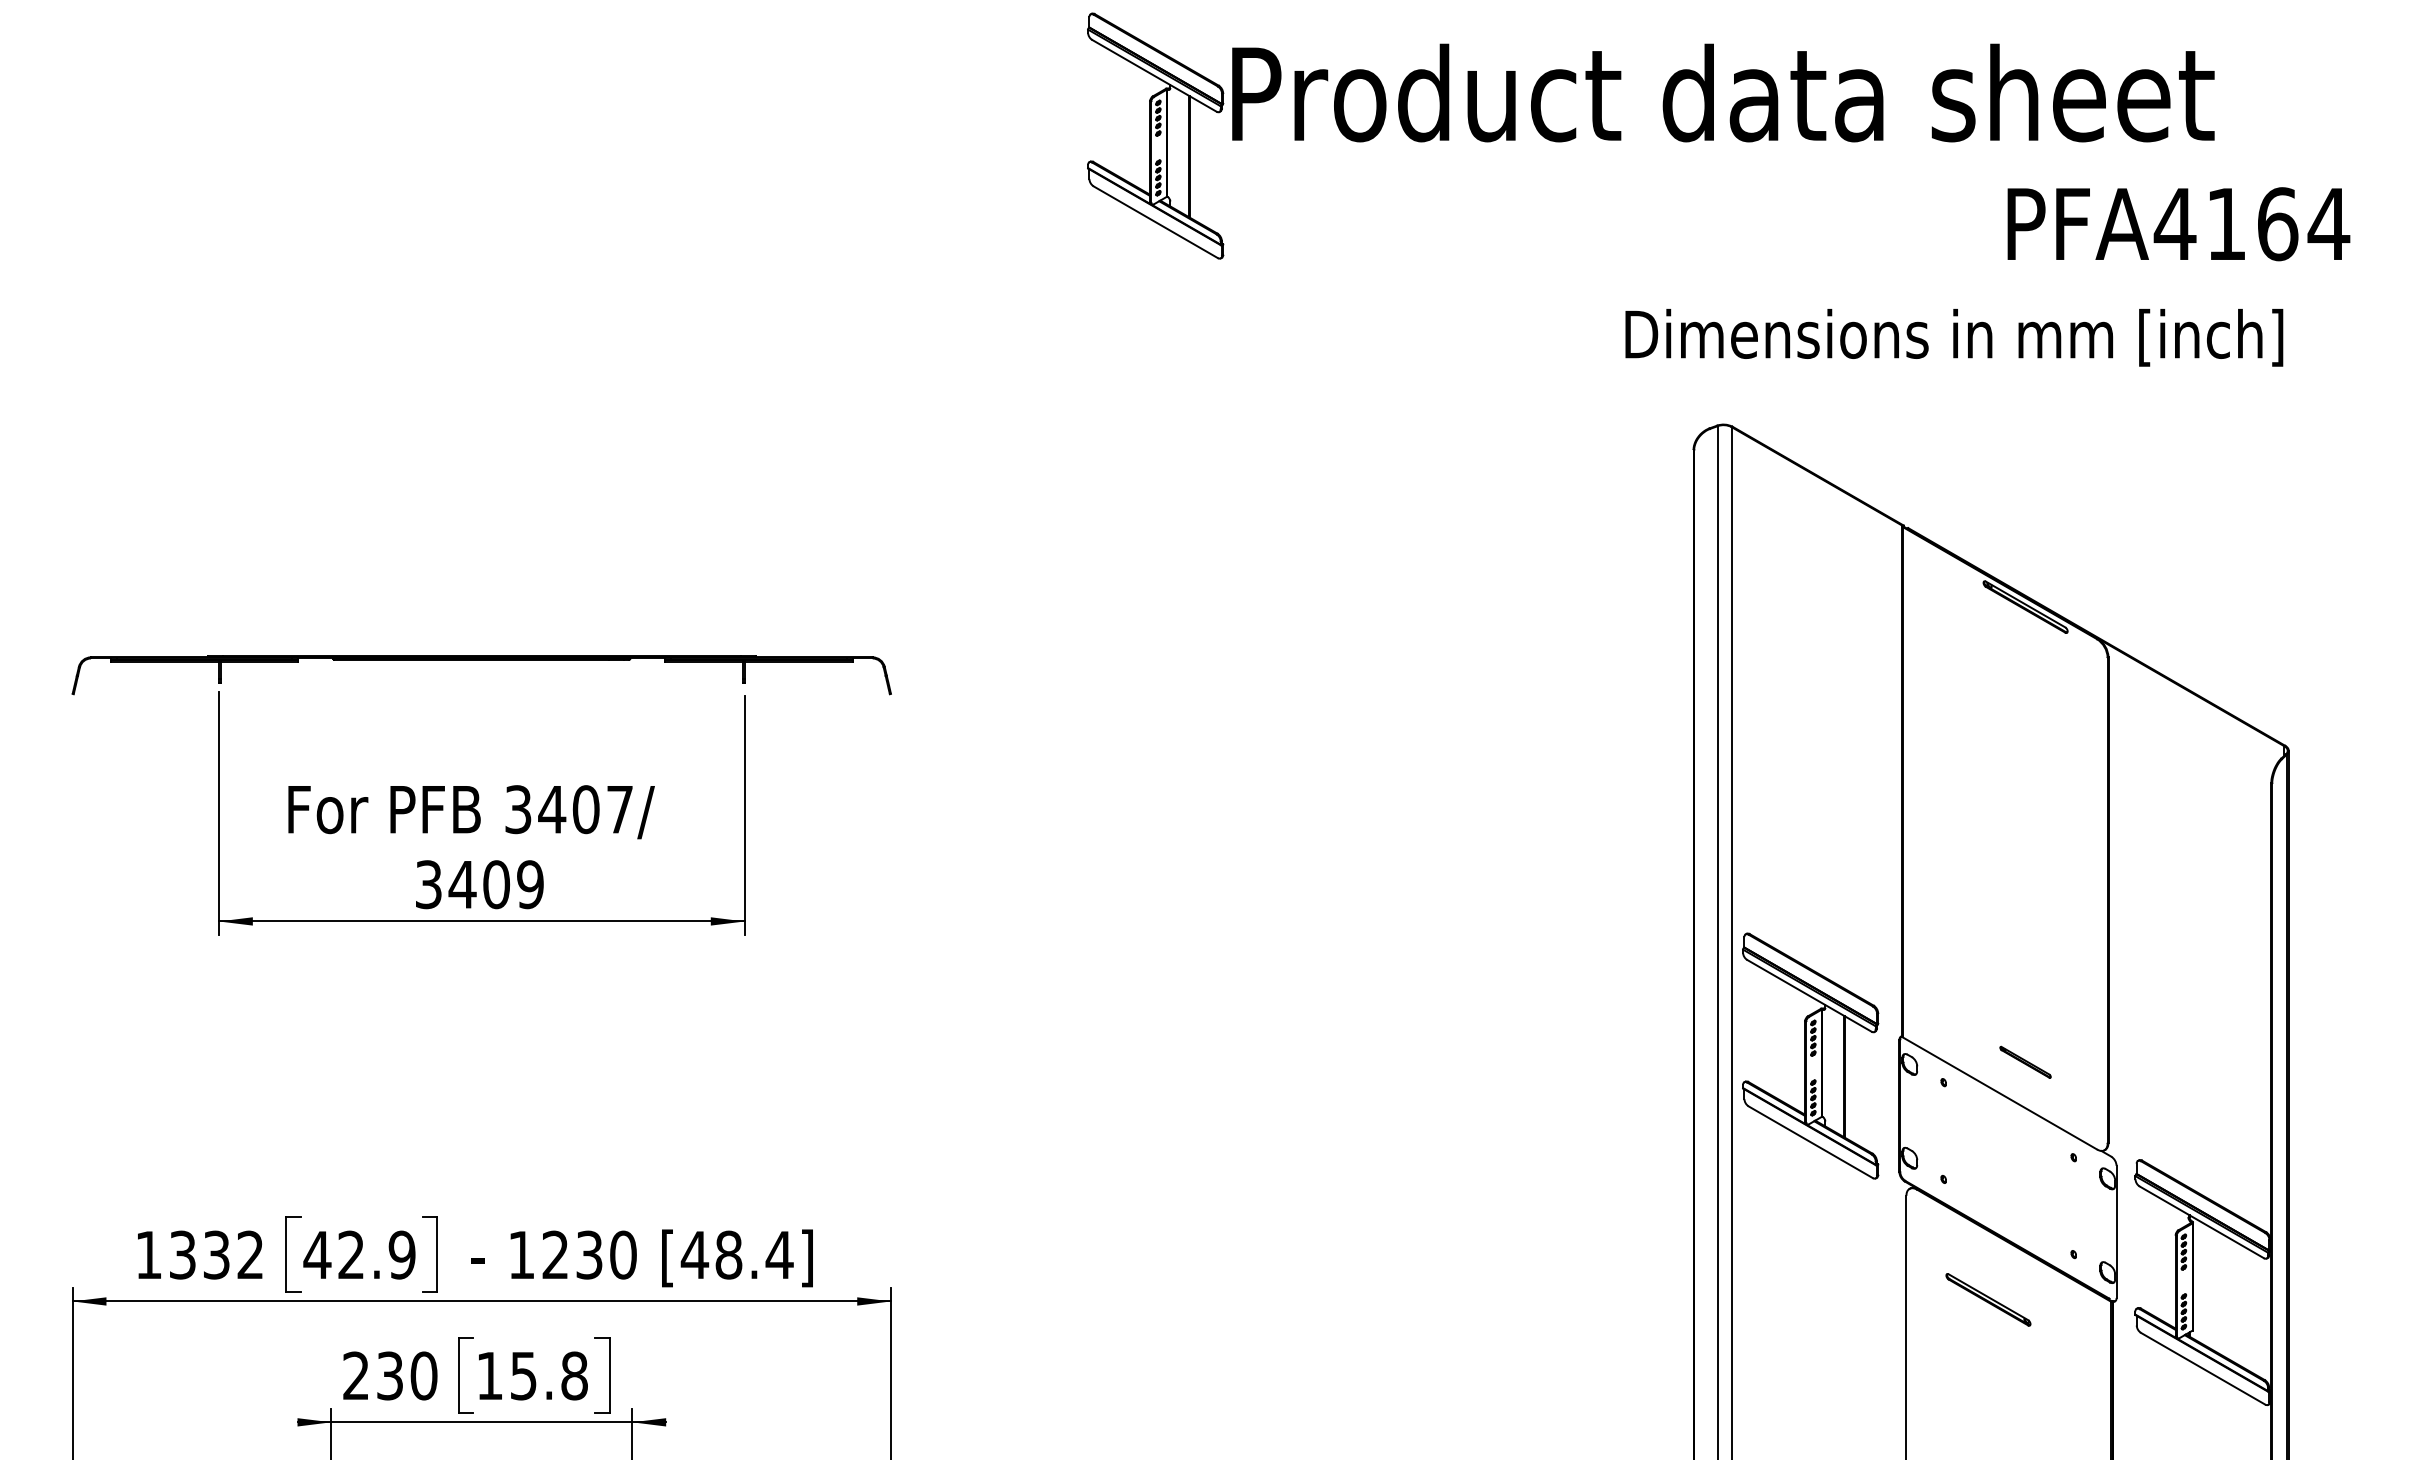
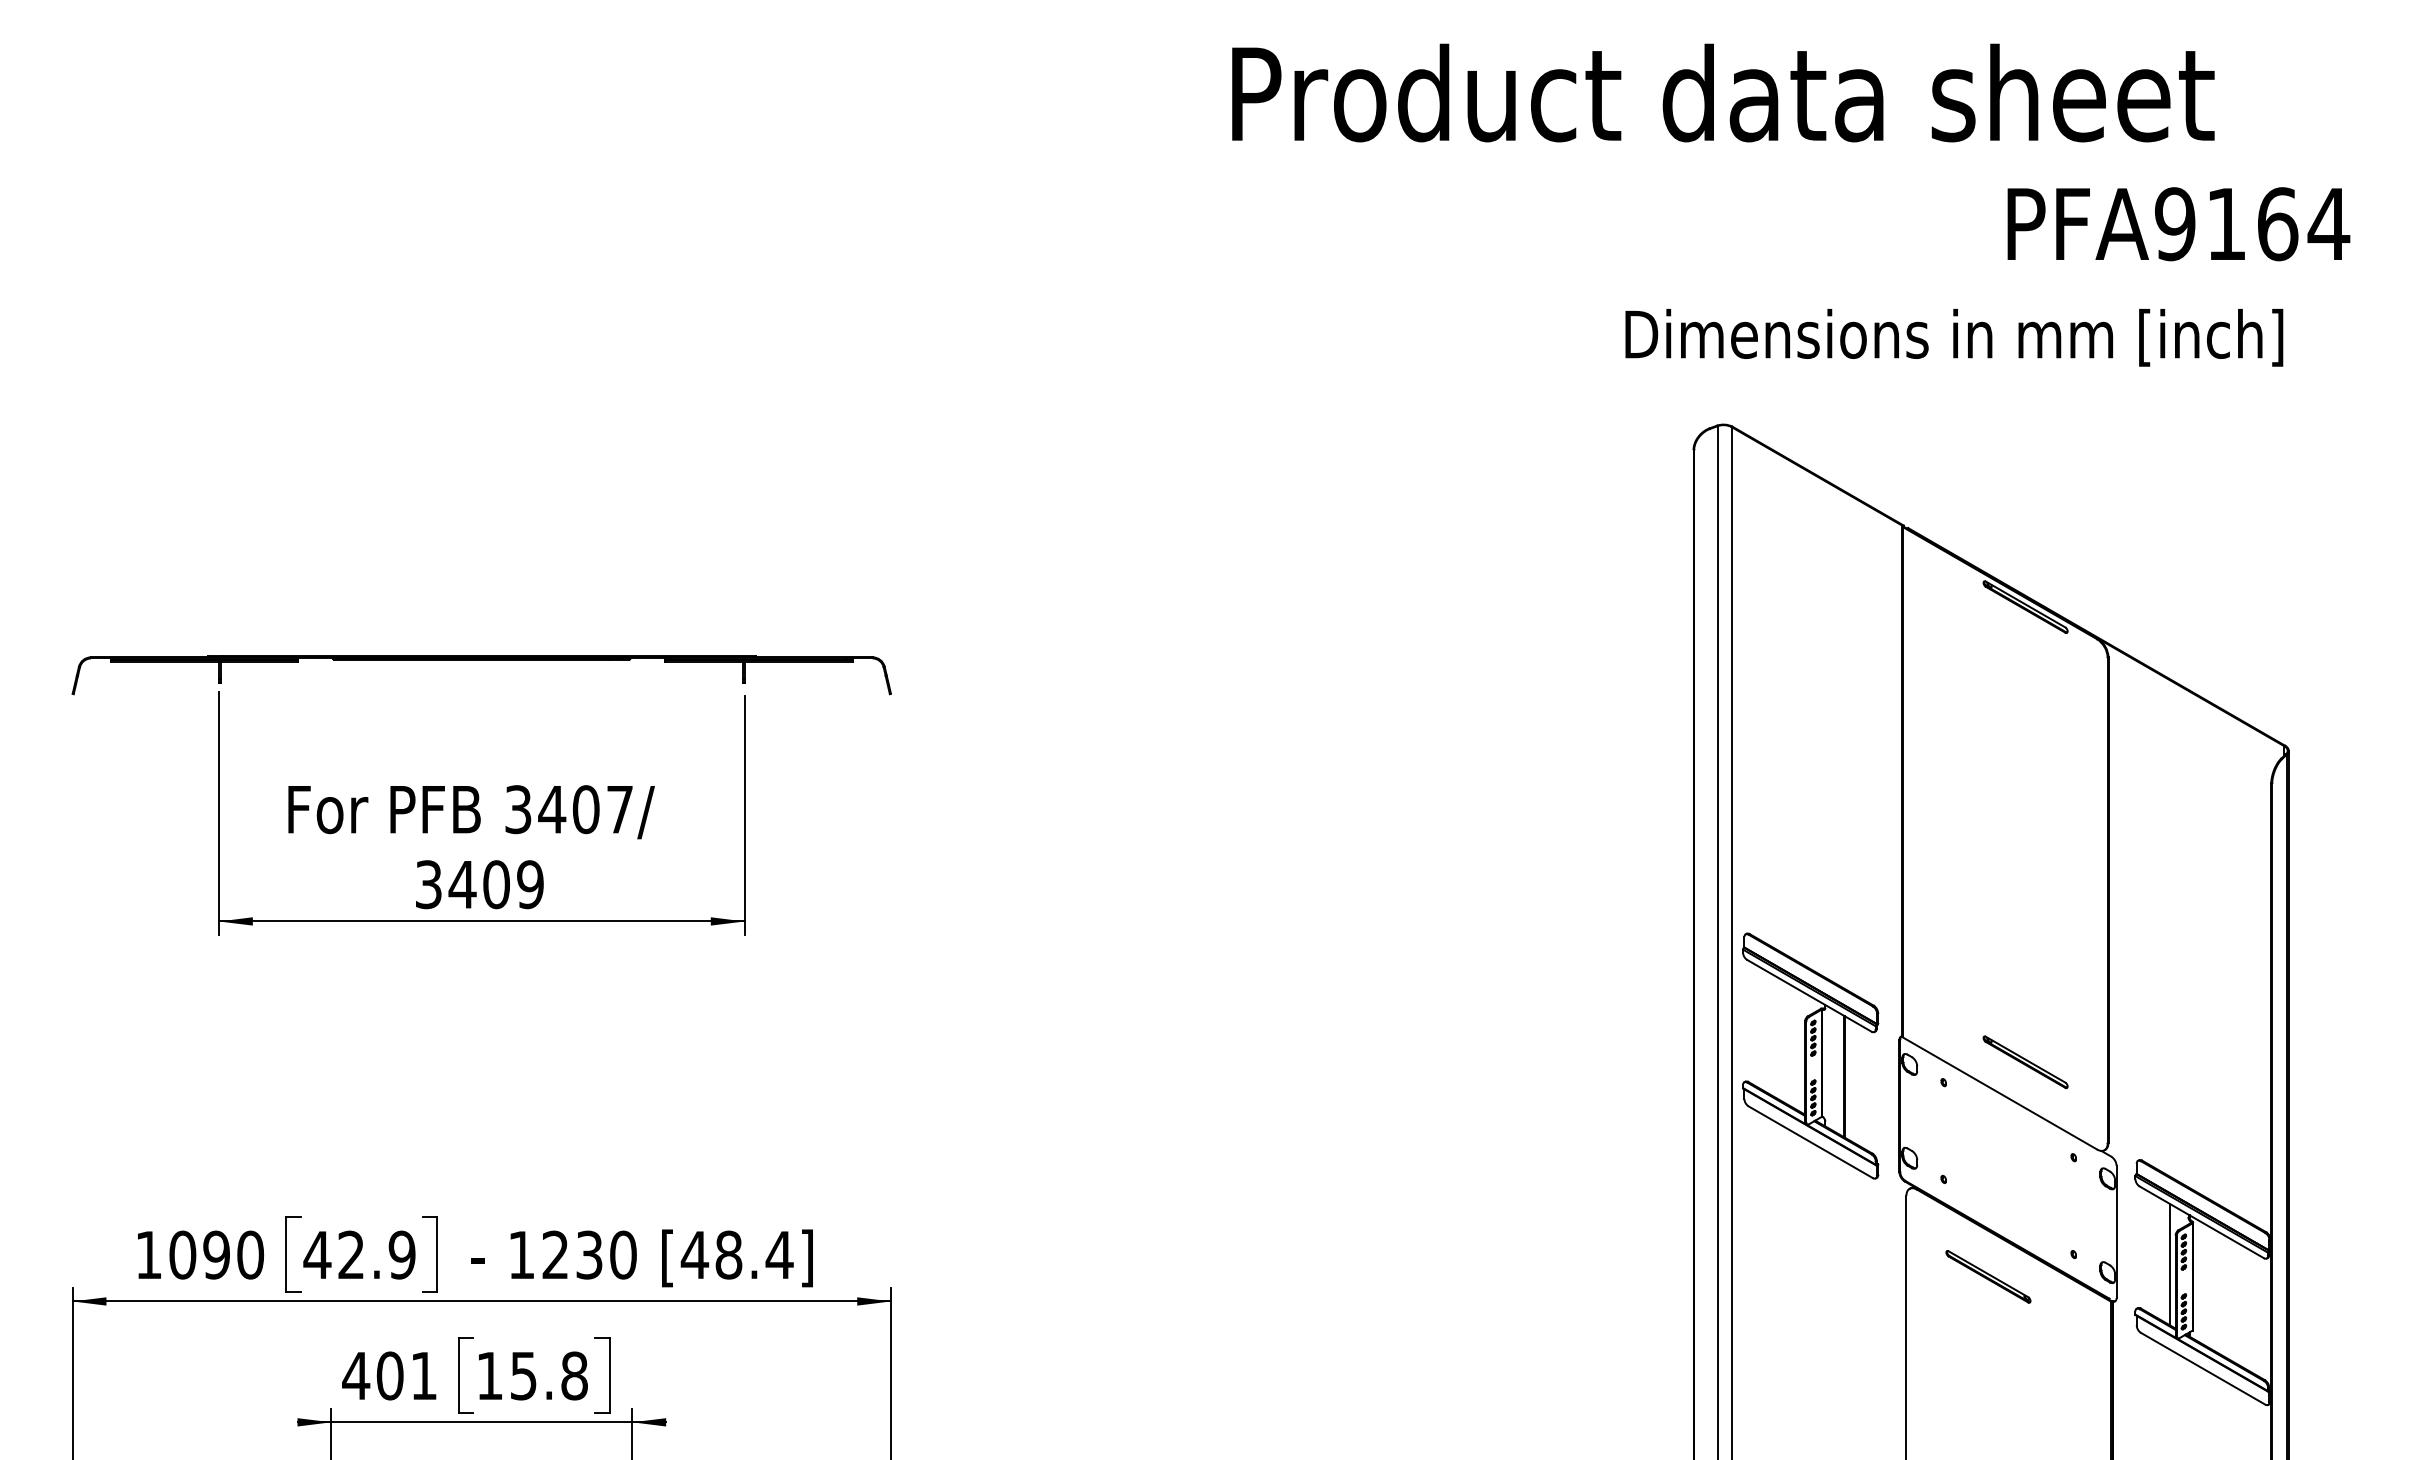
part: present -> none (1155, 135)
text: PFA4164 -> PFA9164 (2174, 224)
part size: 53x34 px -> 87x55 px (2025, 1062)
text: 1332 -> 1090 (216, 1254)
line: none -> present (2169, 1264)
part position: (1988, 1299) -> (1988, 1276) (1988, 1276)
text: 230 -> 401 (389, 1375)
